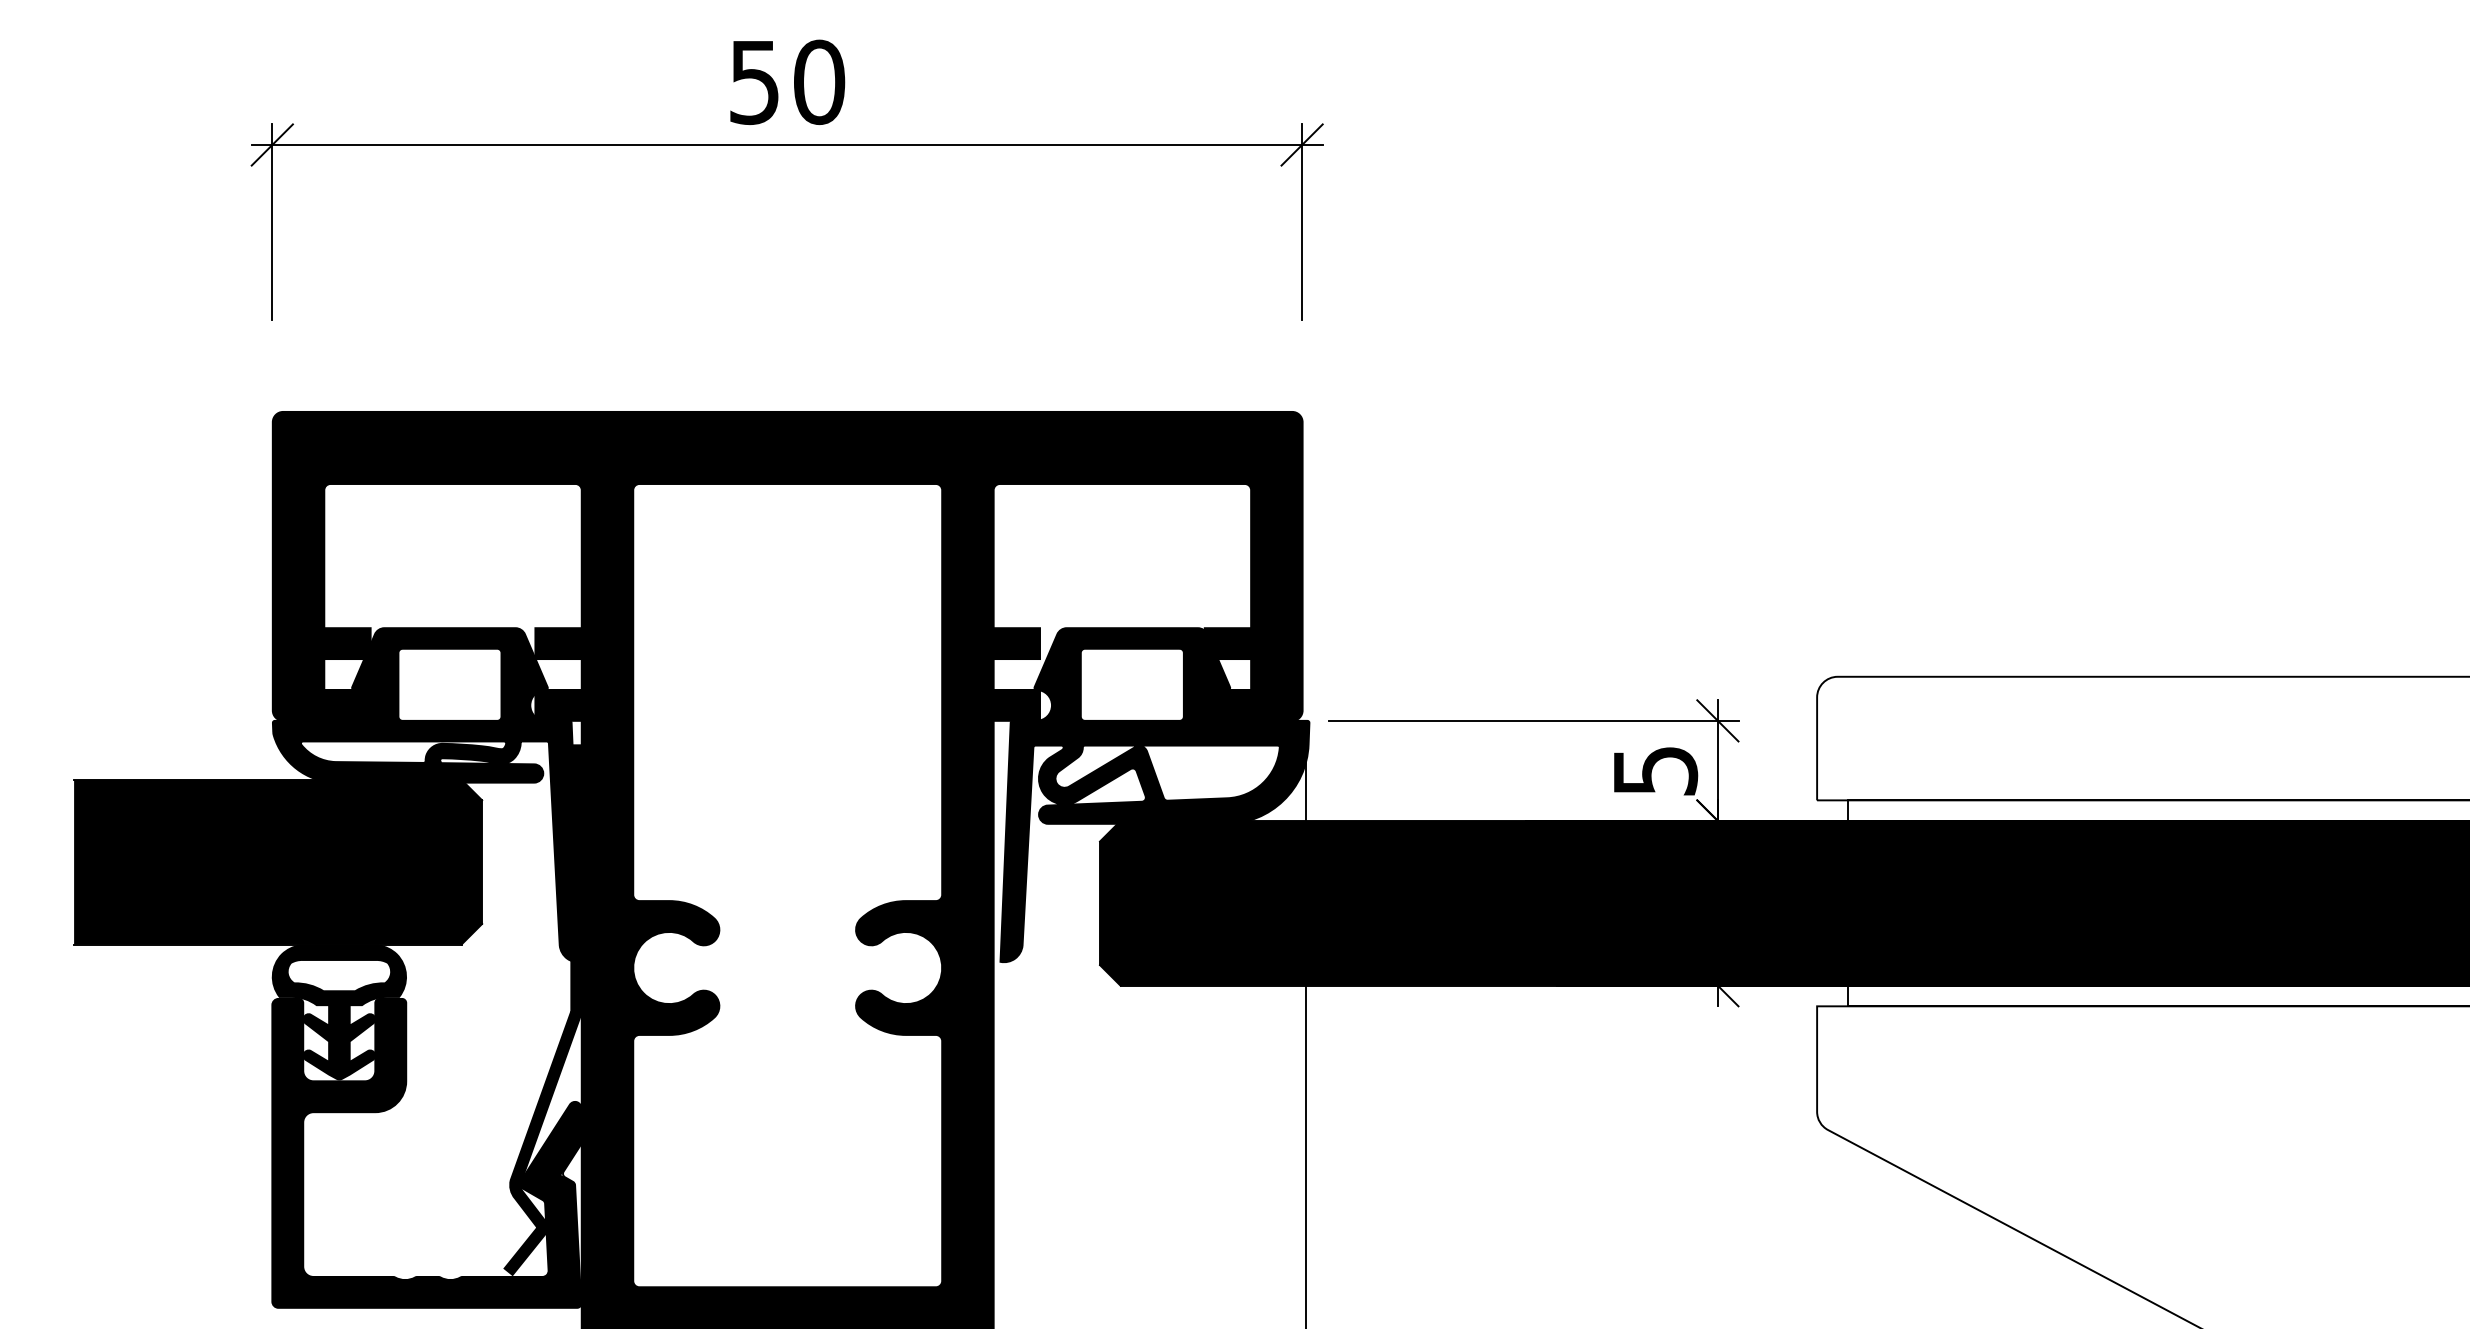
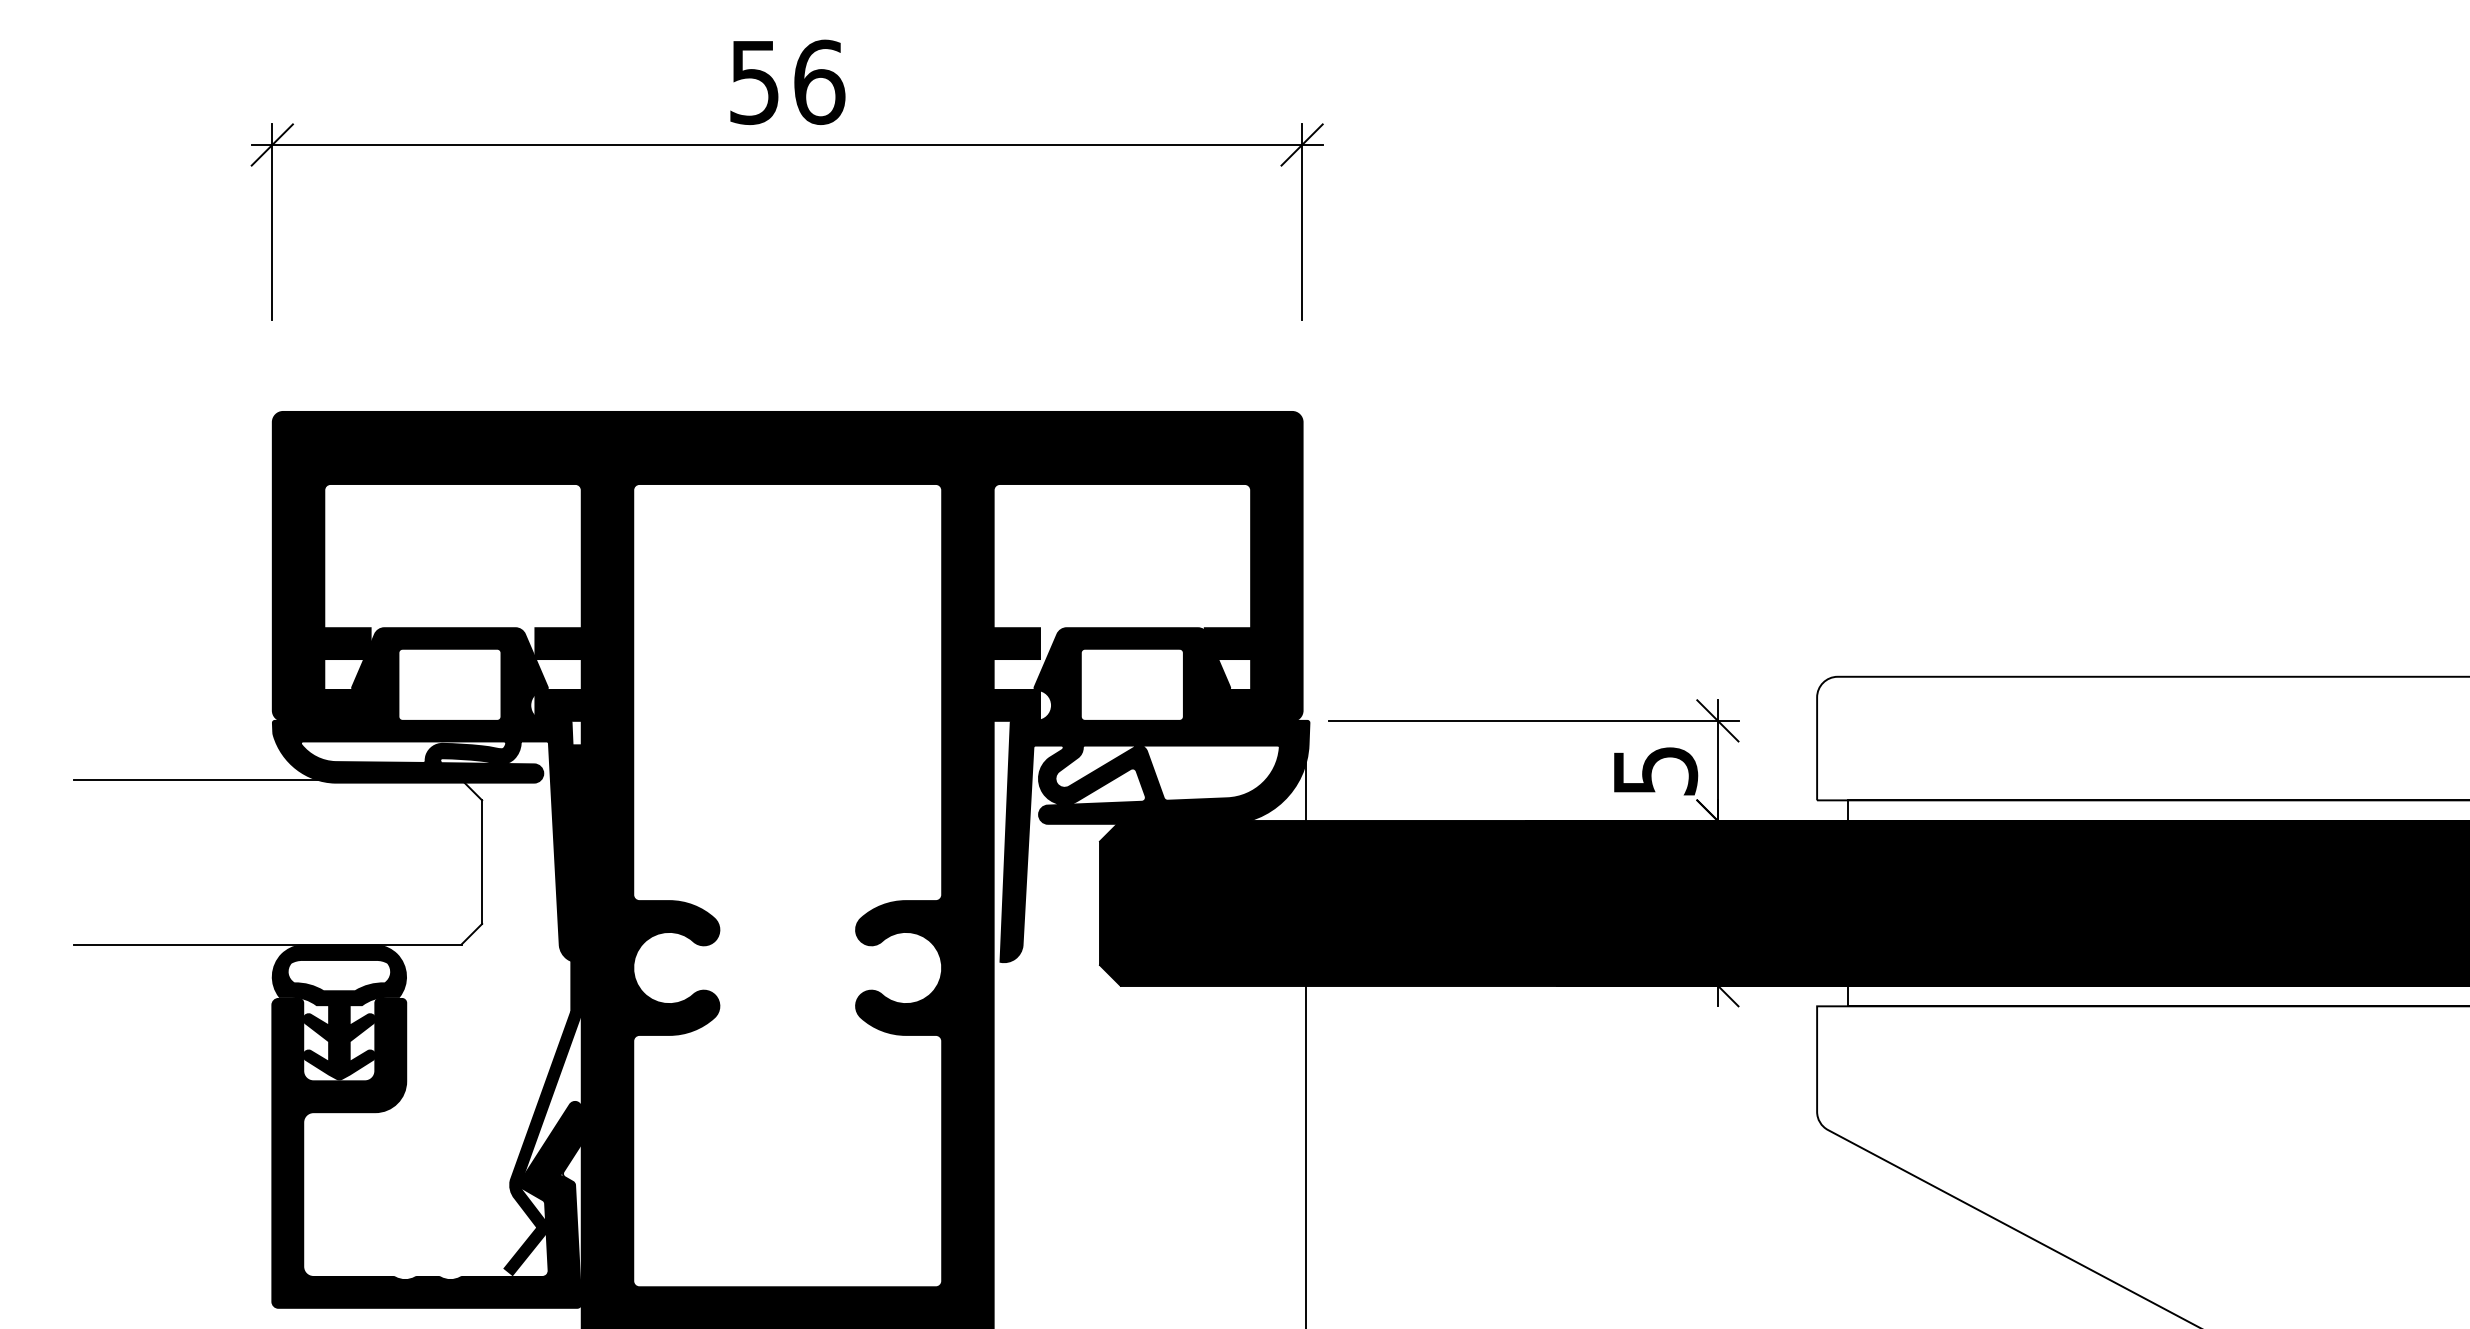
text: 50 -> 56 (819, 81)
fill: present -> none (278, 861)
